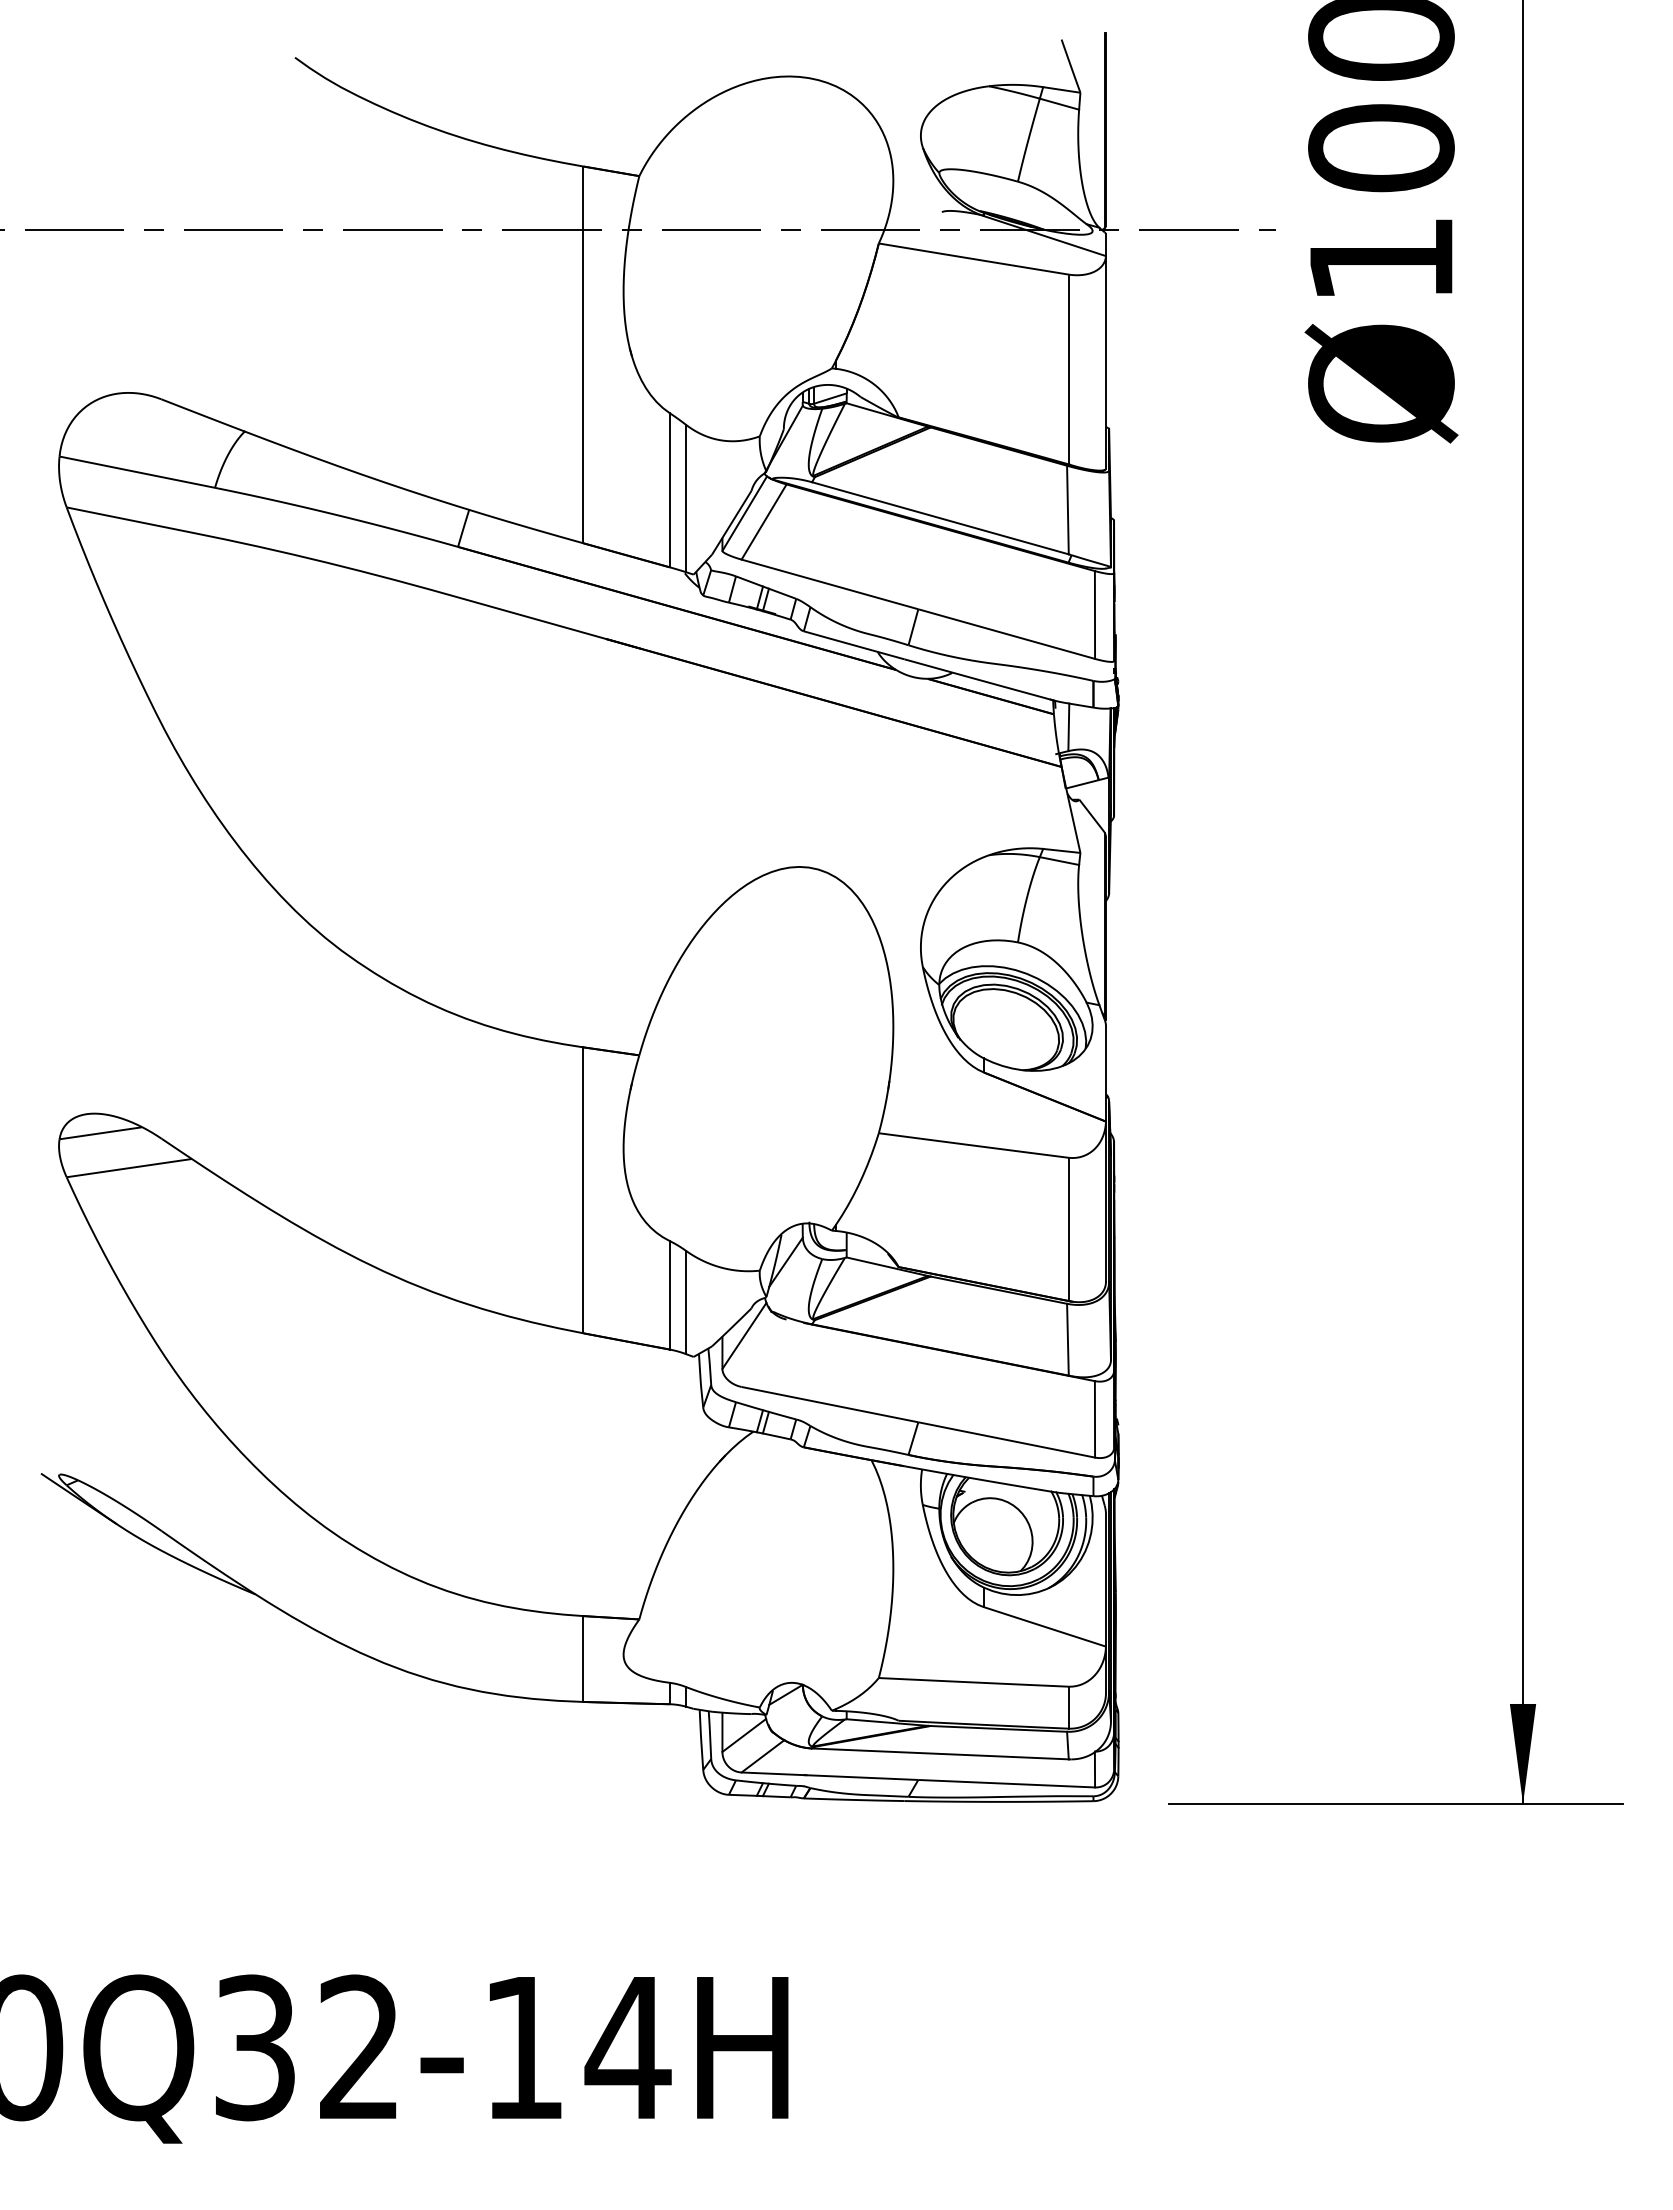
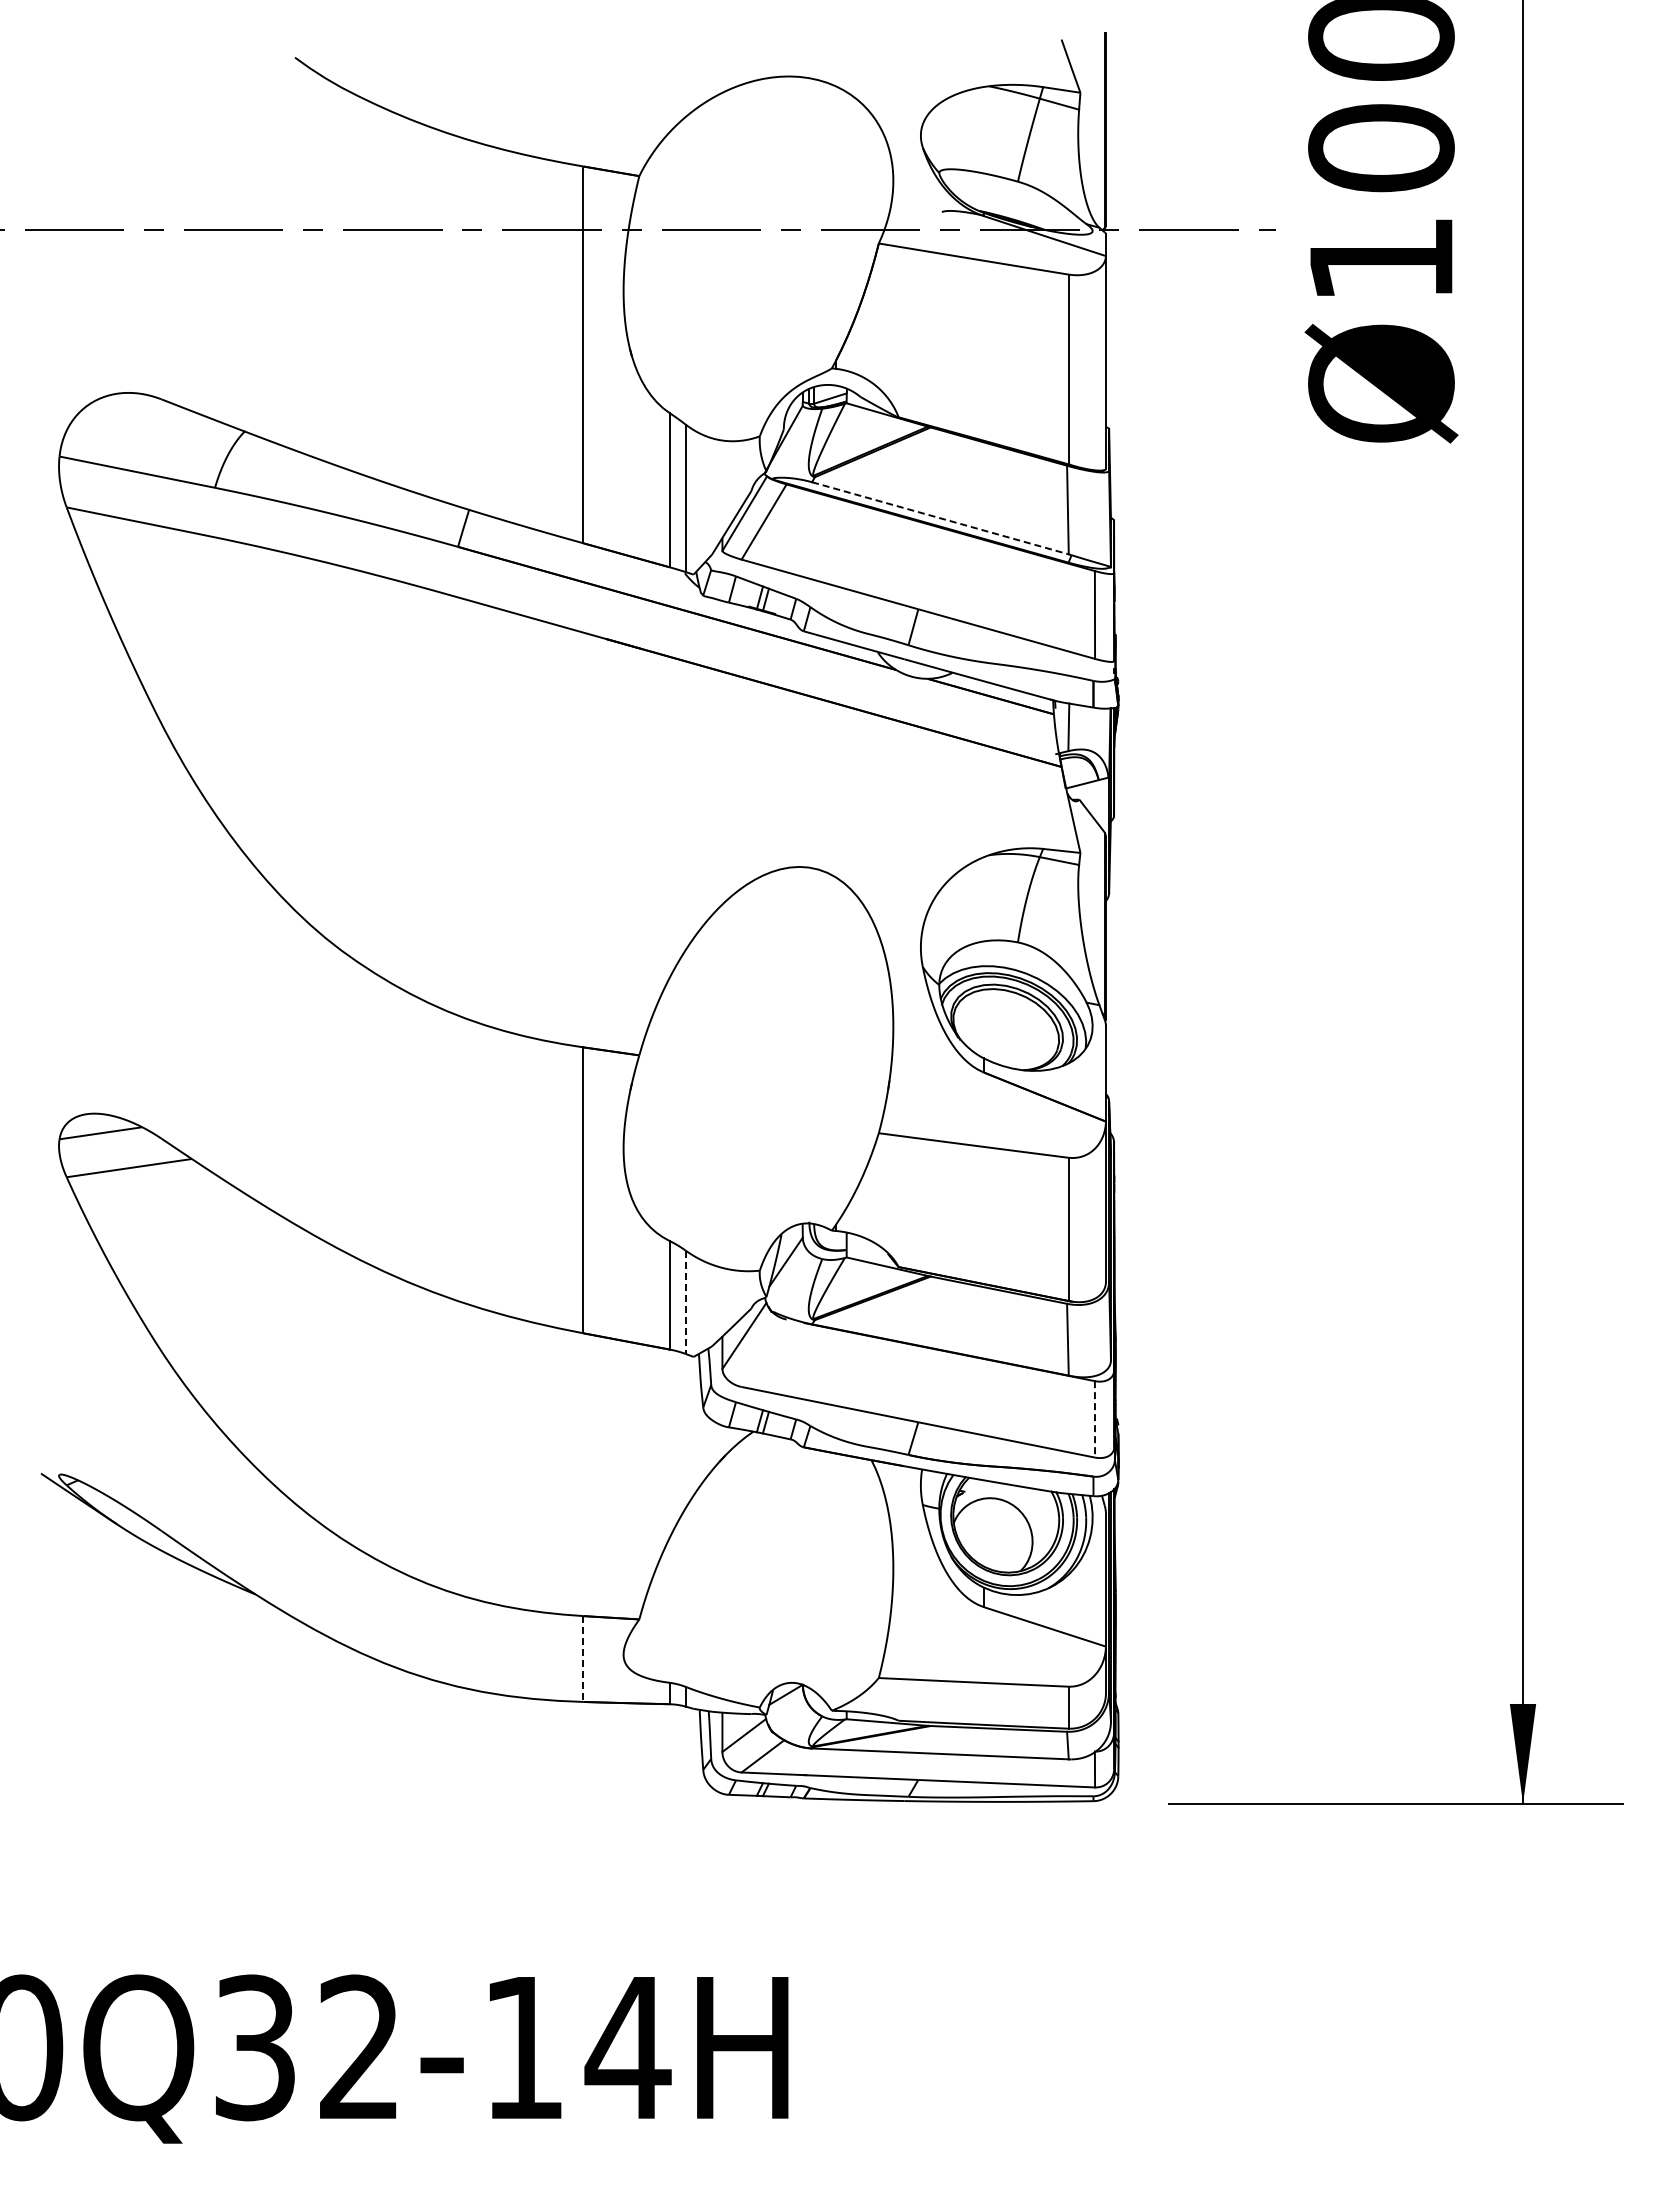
line: solid -> dashed (940, 518)
line: solid -> dashed (685, 1302)
line: solid -> dashed (1094, 1419)
line: solid -> dashed (583, 1659)
